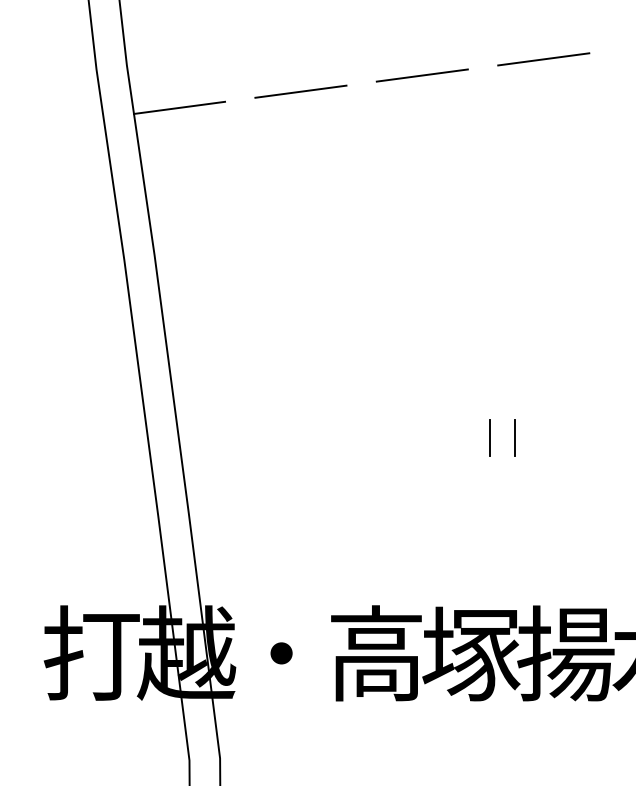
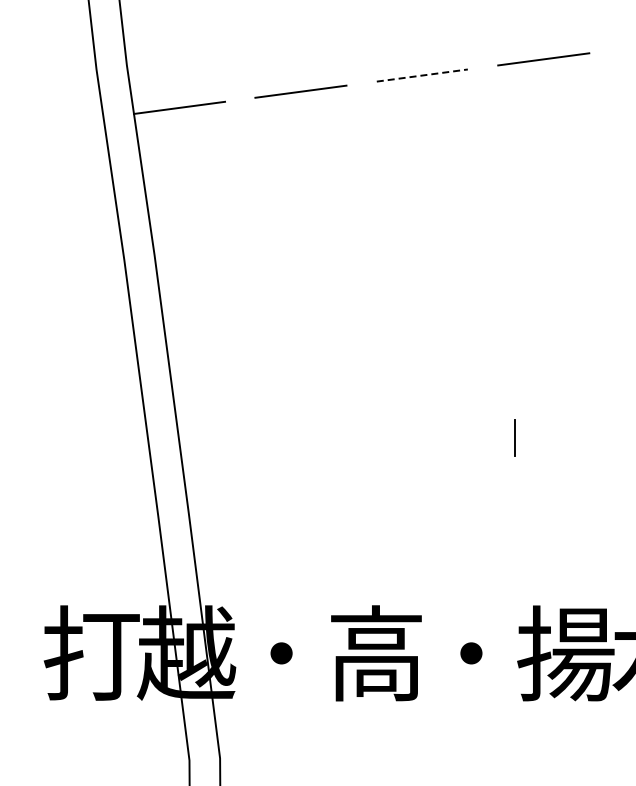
line: solid -> dashed (422, 75)
line: present -> none (490, 437)
text: 塚 -> ・ (471, 653)
